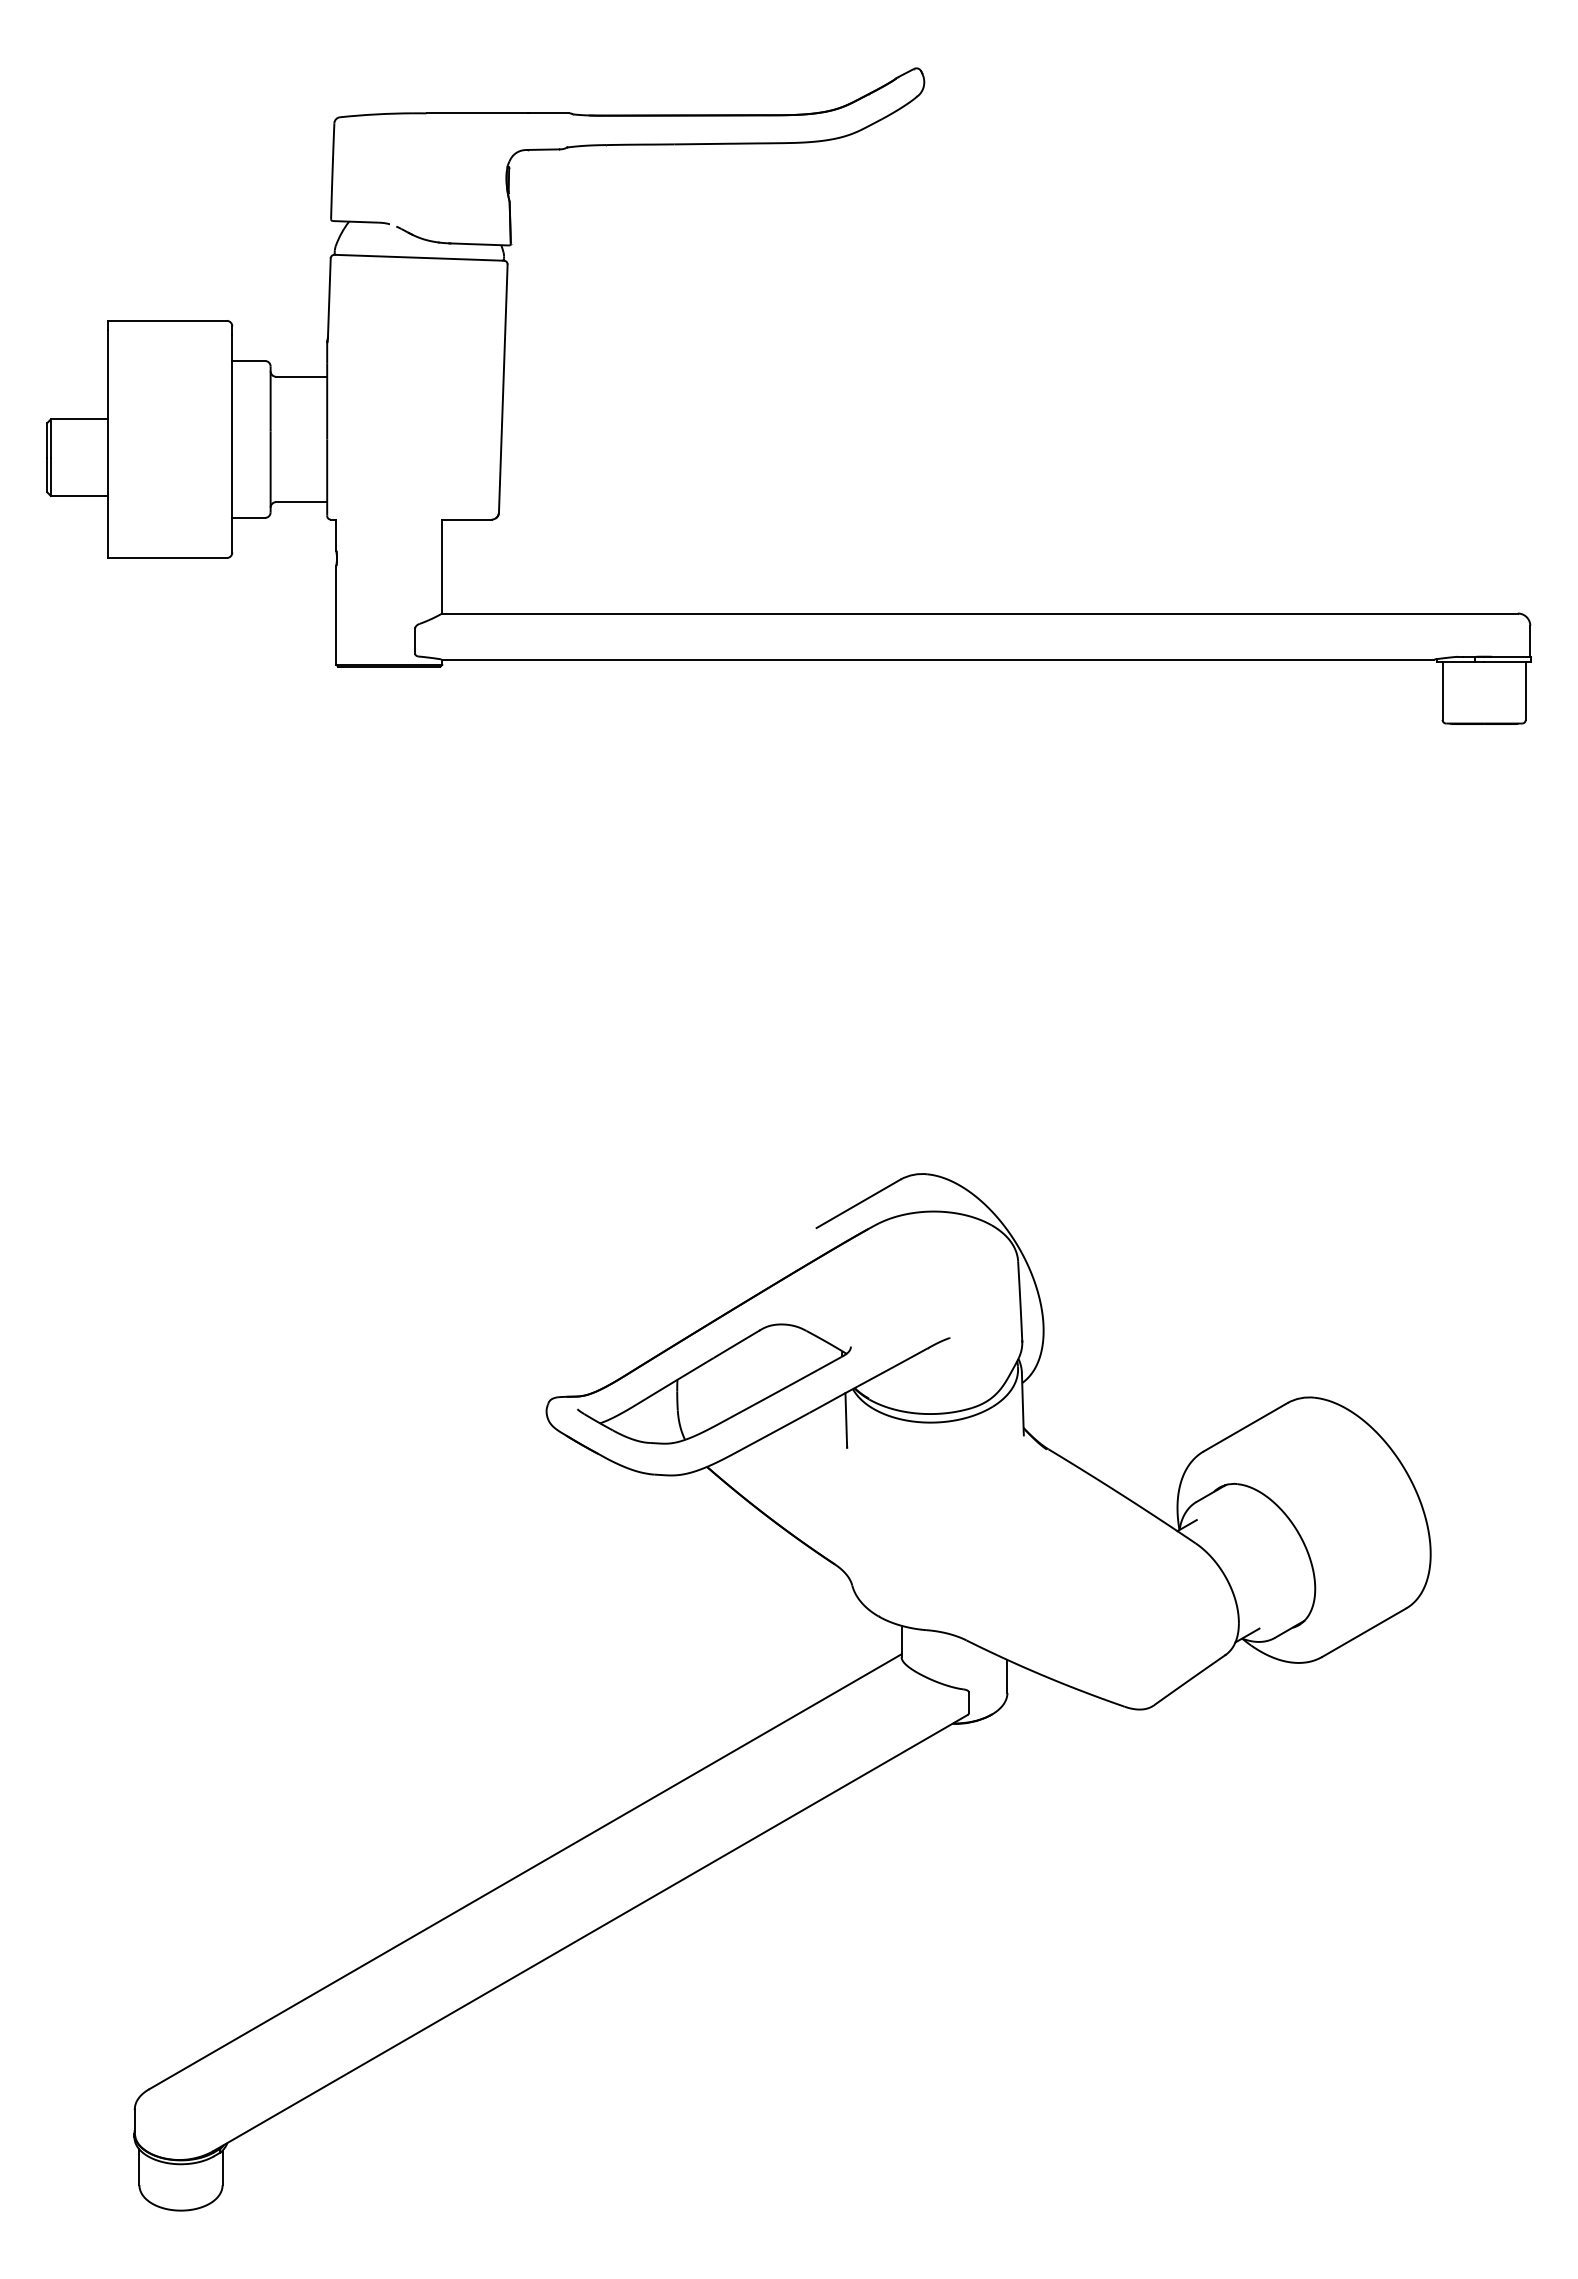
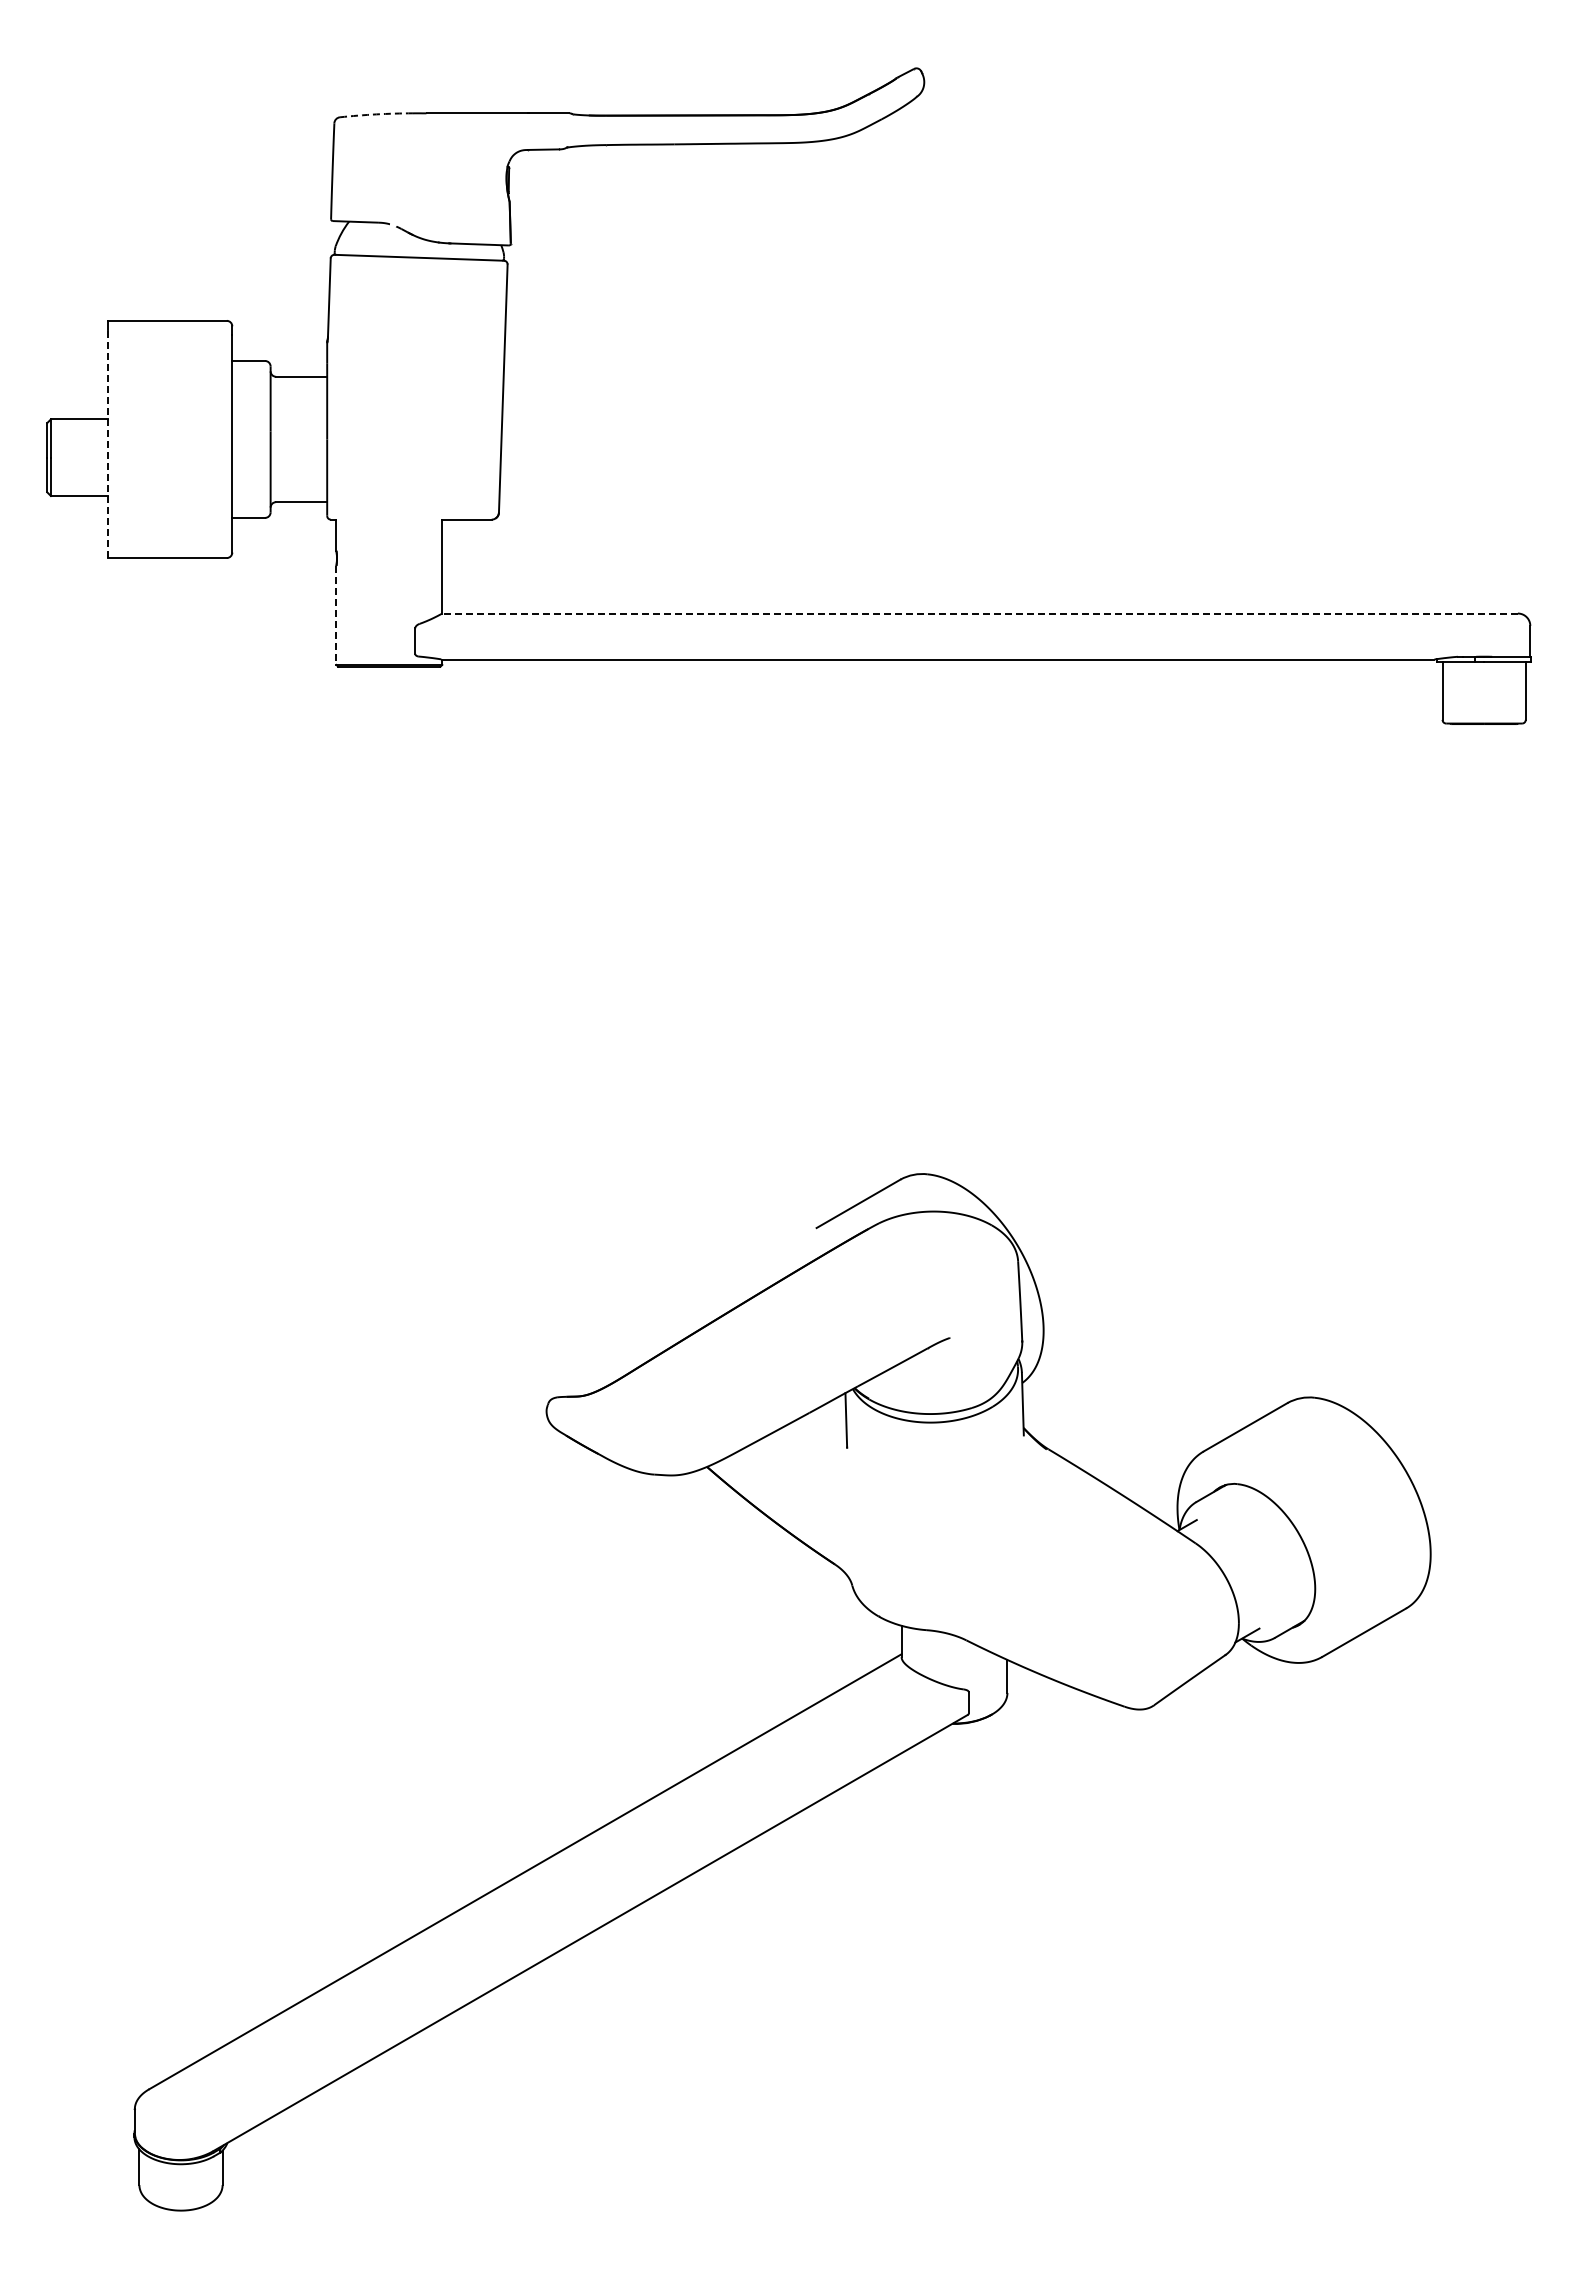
arc: solid -> dashed (376, 114)
line: solid -> dashed (108, 443)
line: solid -> dashed (980, 613)
line: solid -> dashed (336, 616)
part: present -> none (714, 1383)
